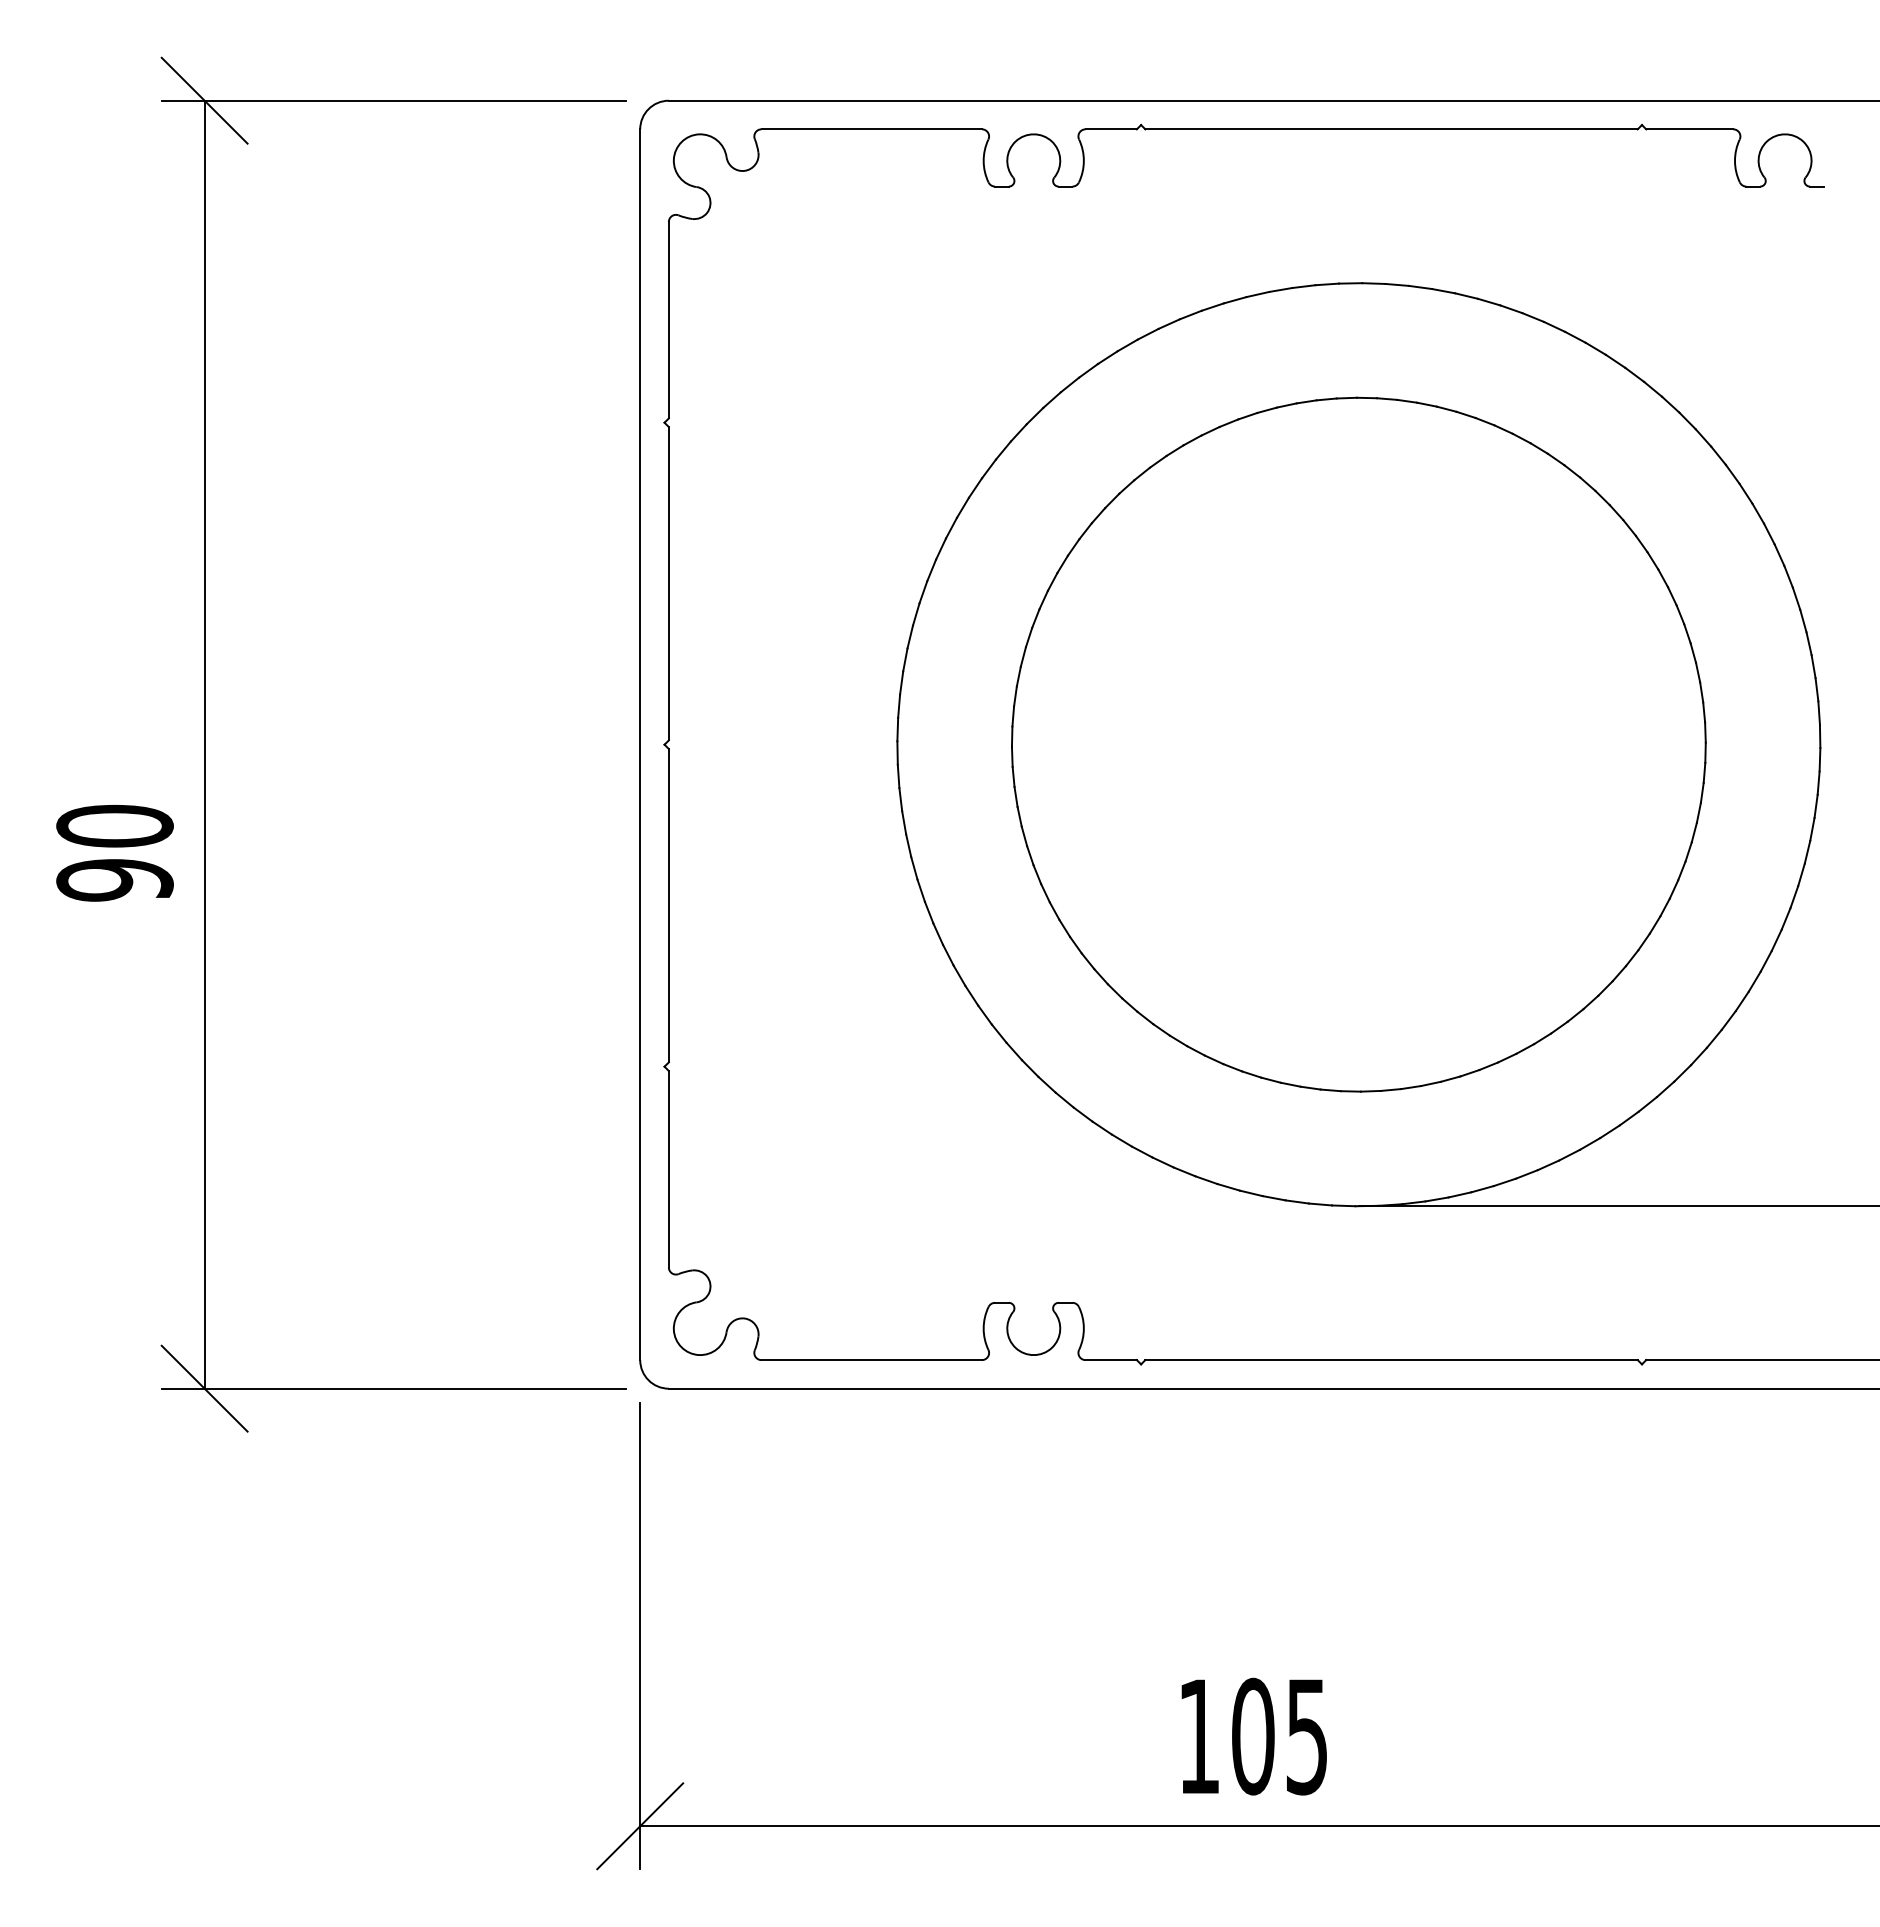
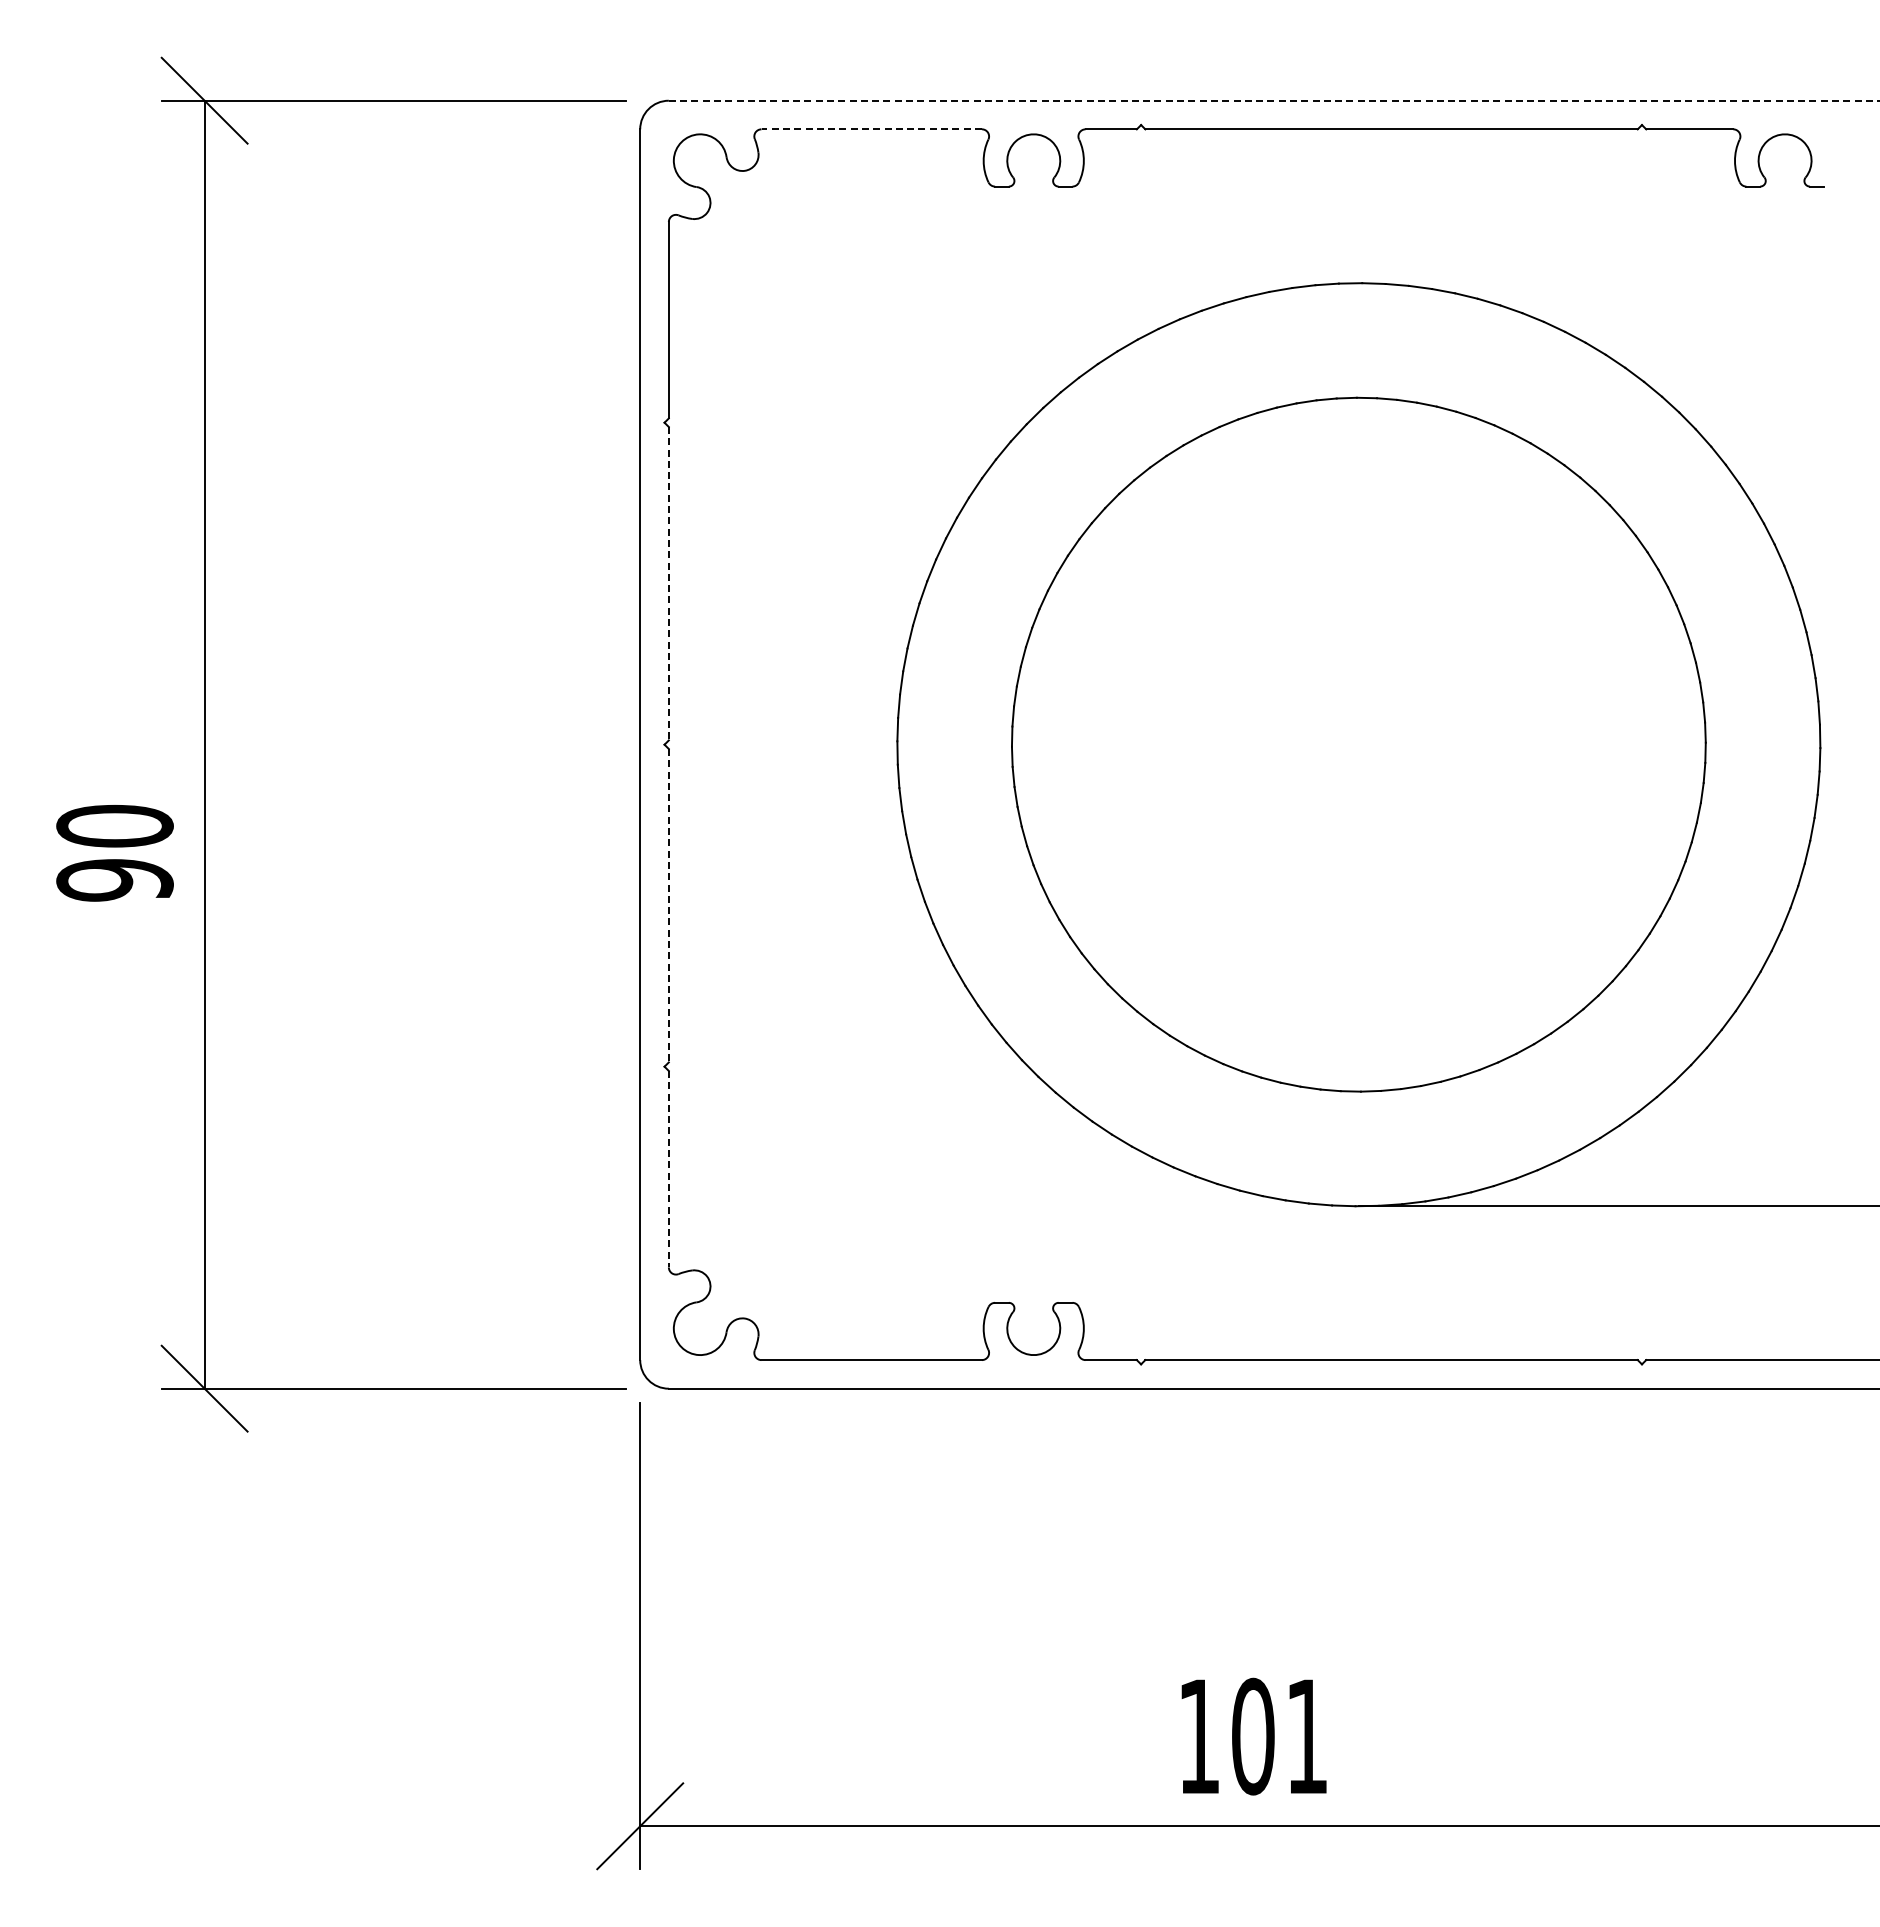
line: solid -> dashed (1274, 100)
line: solid -> dashed (871, 129)
line: solid -> dashed (668, 583)
line: solid -> dashed (668, 905)
line: solid -> dashed (668, 1169)
text: 105 -> 101 (1306, 1737)
